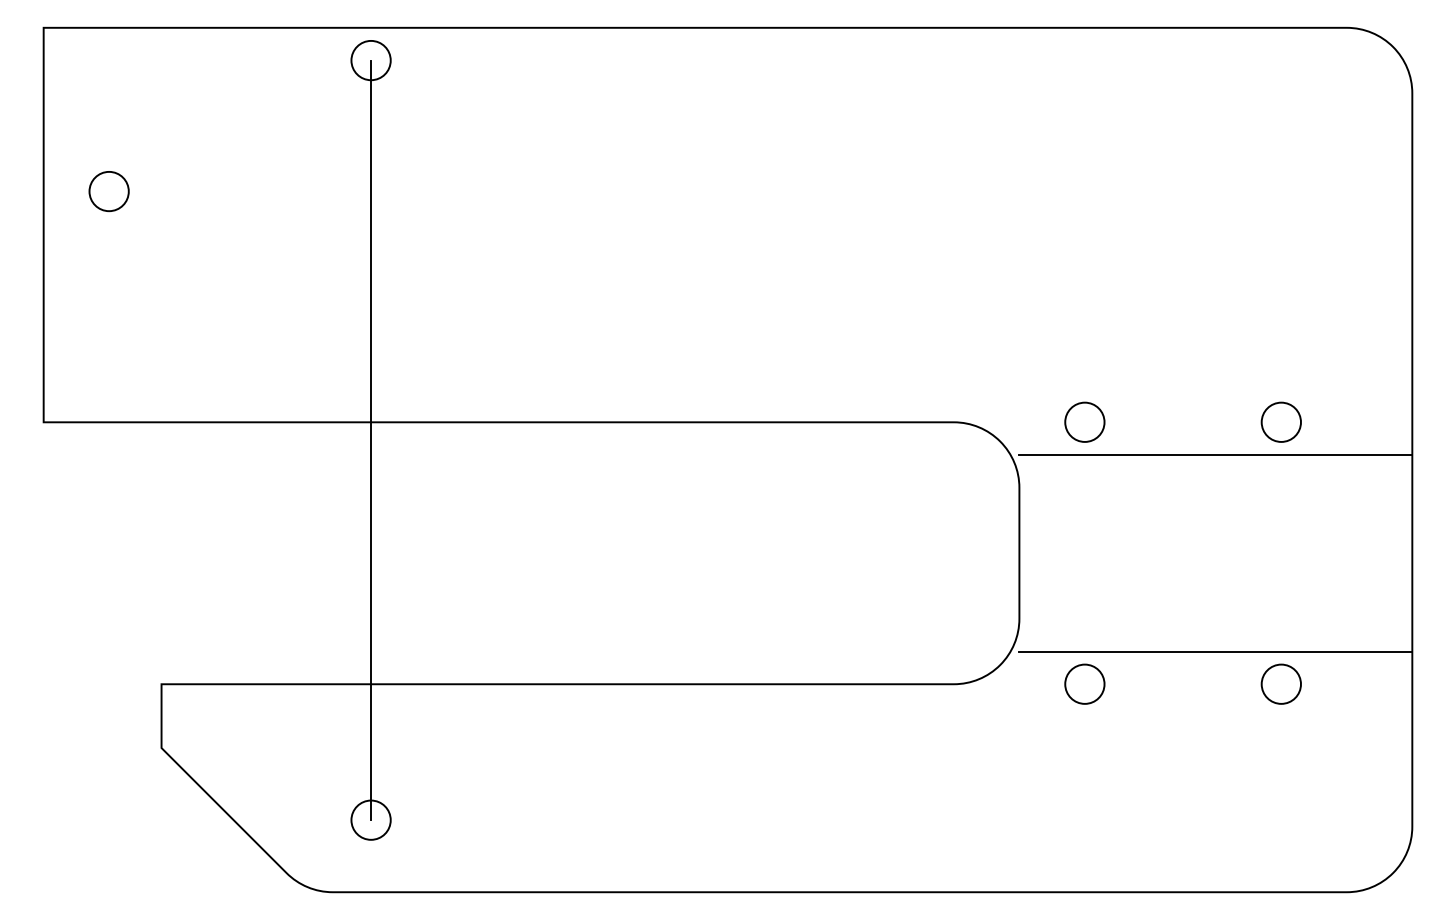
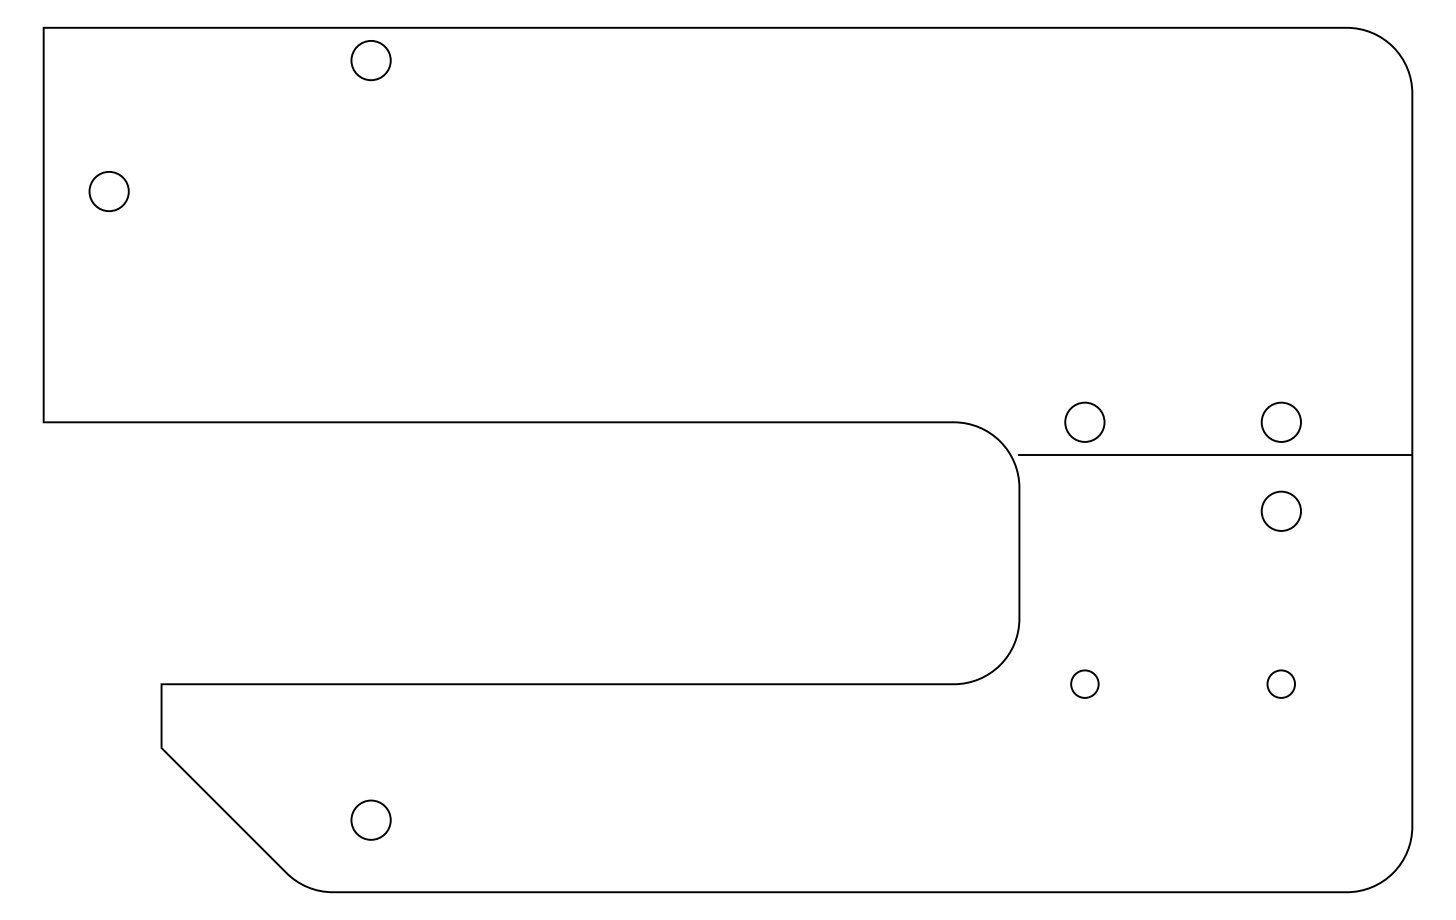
line: present -> none (371, 440)
circle: none -> present (1280, 510)
line: present -> none (1215, 651)
circle size: 42x42 px -> 30x30 px (1084, 683)
circle size: 42x42 px -> 30x30 px (1280, 683)
